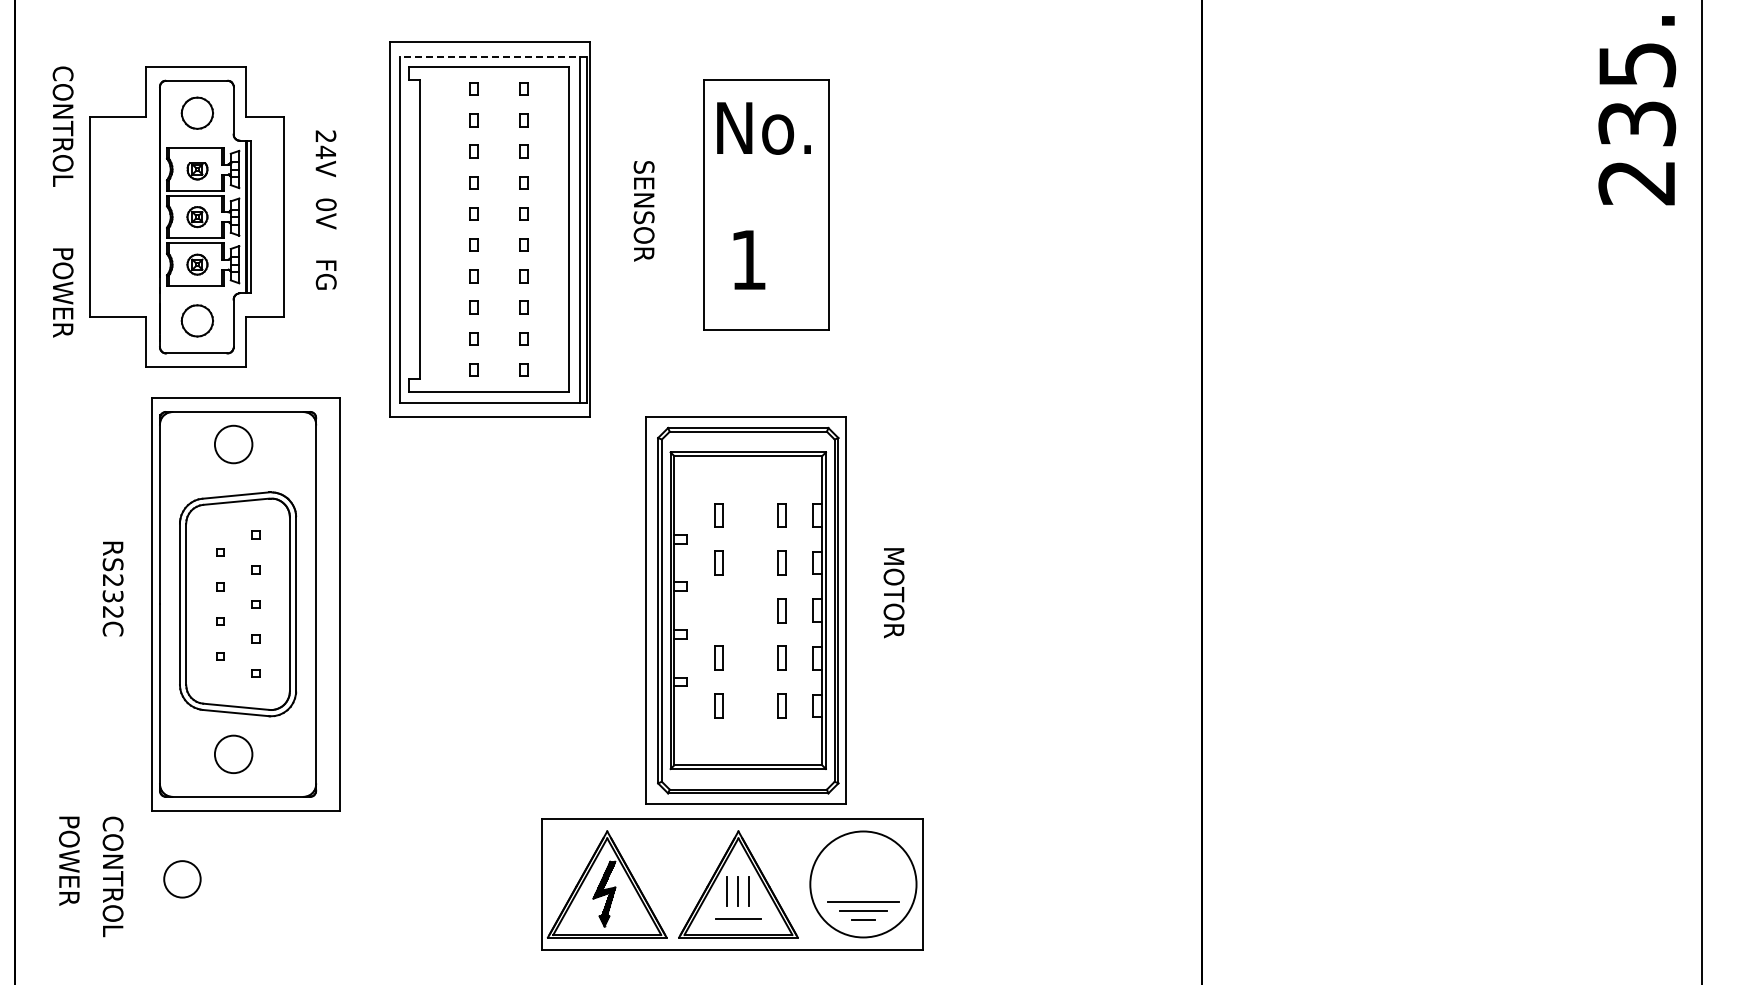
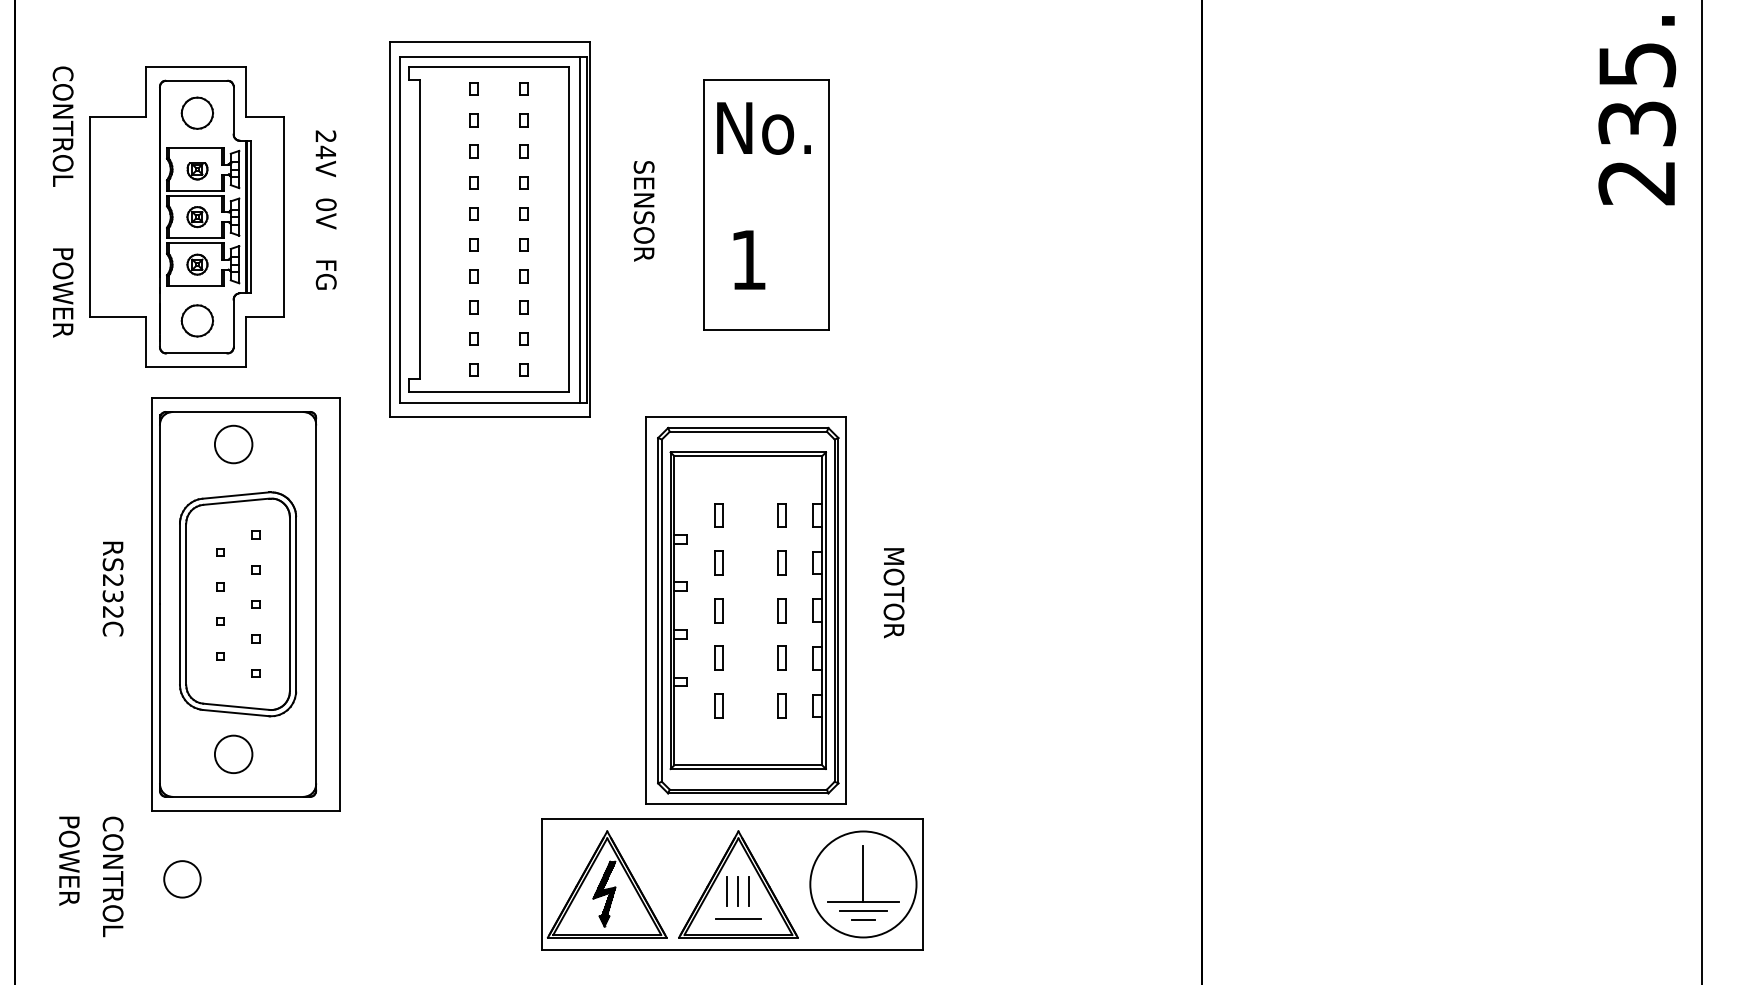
line: dashed -> solid (493, 56)
part: none -> present (718, 610)
line: none -> present (863, 874)
